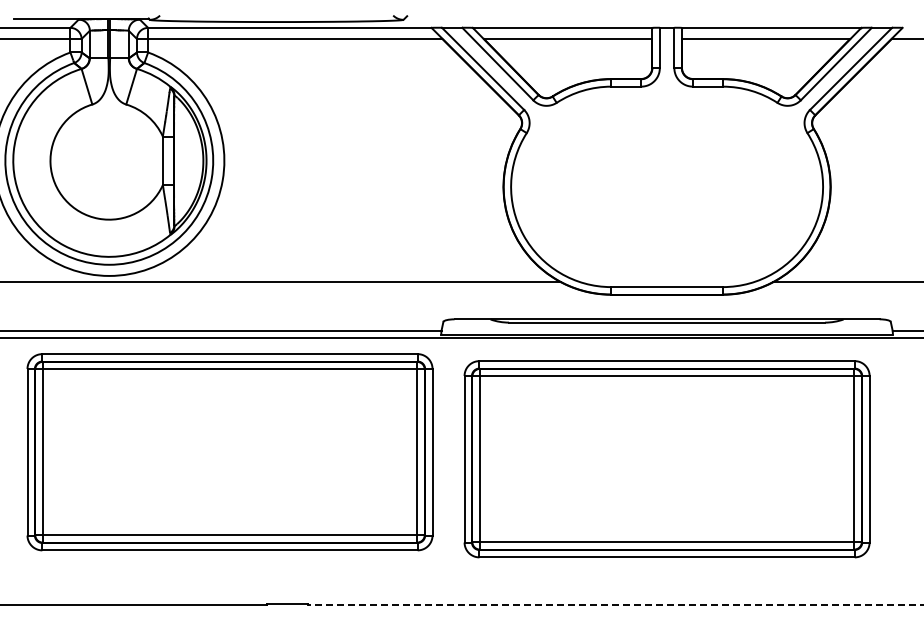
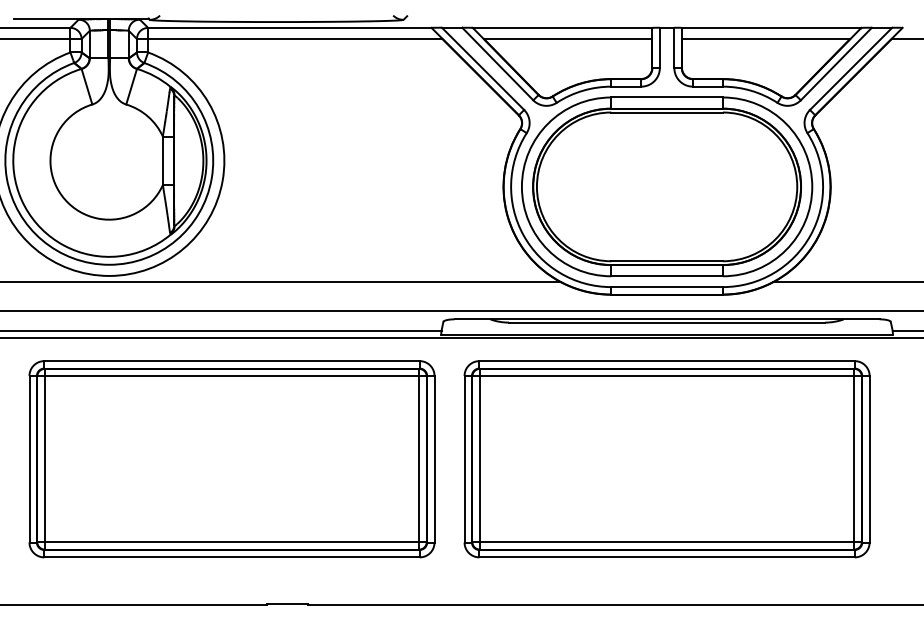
part: none -> present (667, 186)
line: none -> present (461, 311)
part position: (229, 452) -> (231, 459) (231, 459)
line: dashed -> solid (616, 605)
